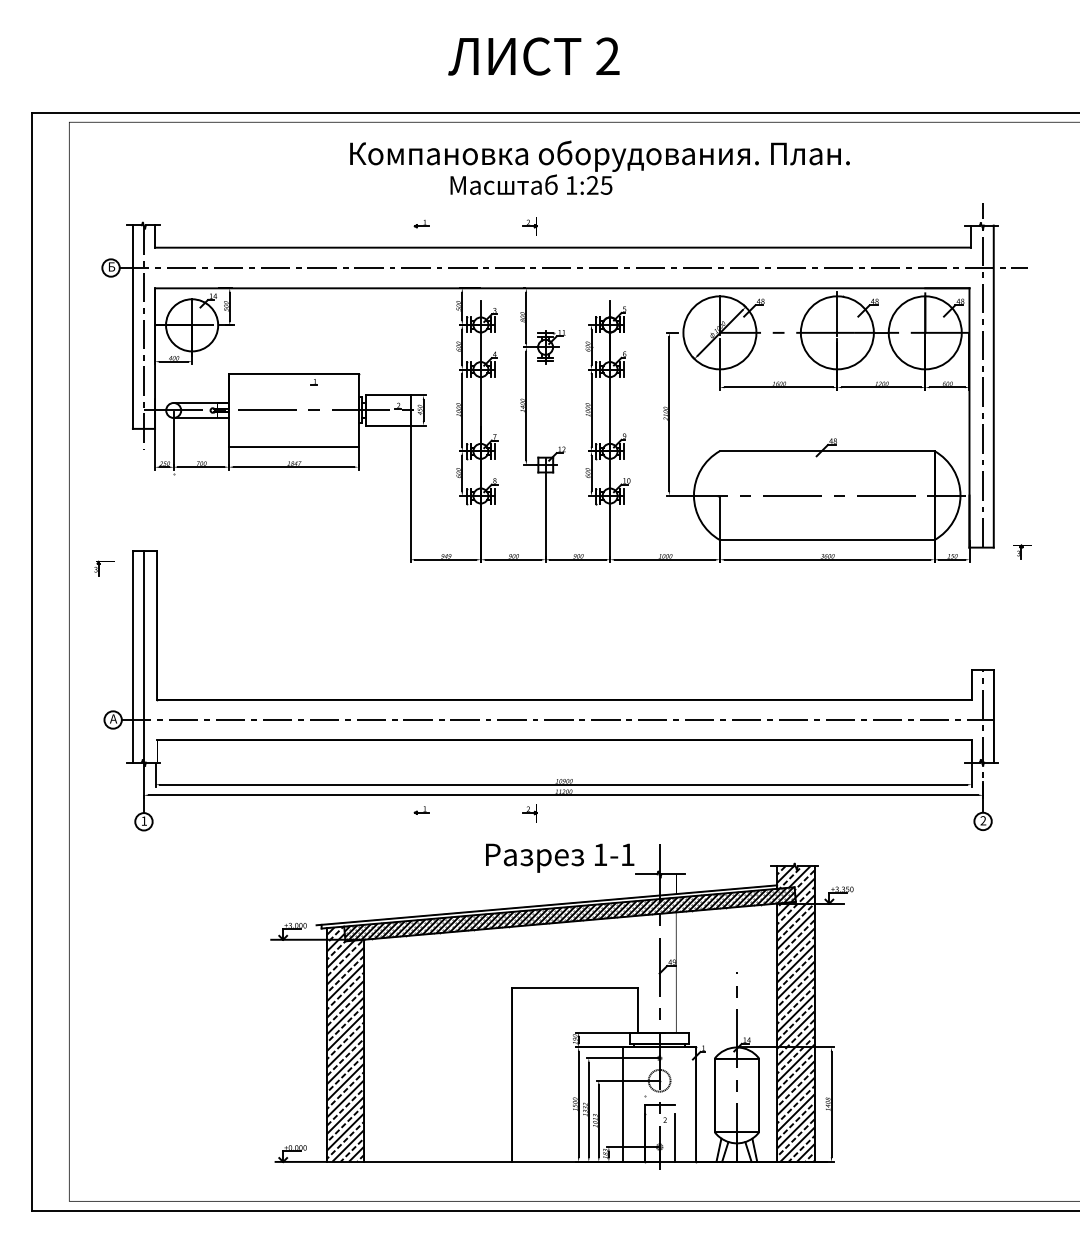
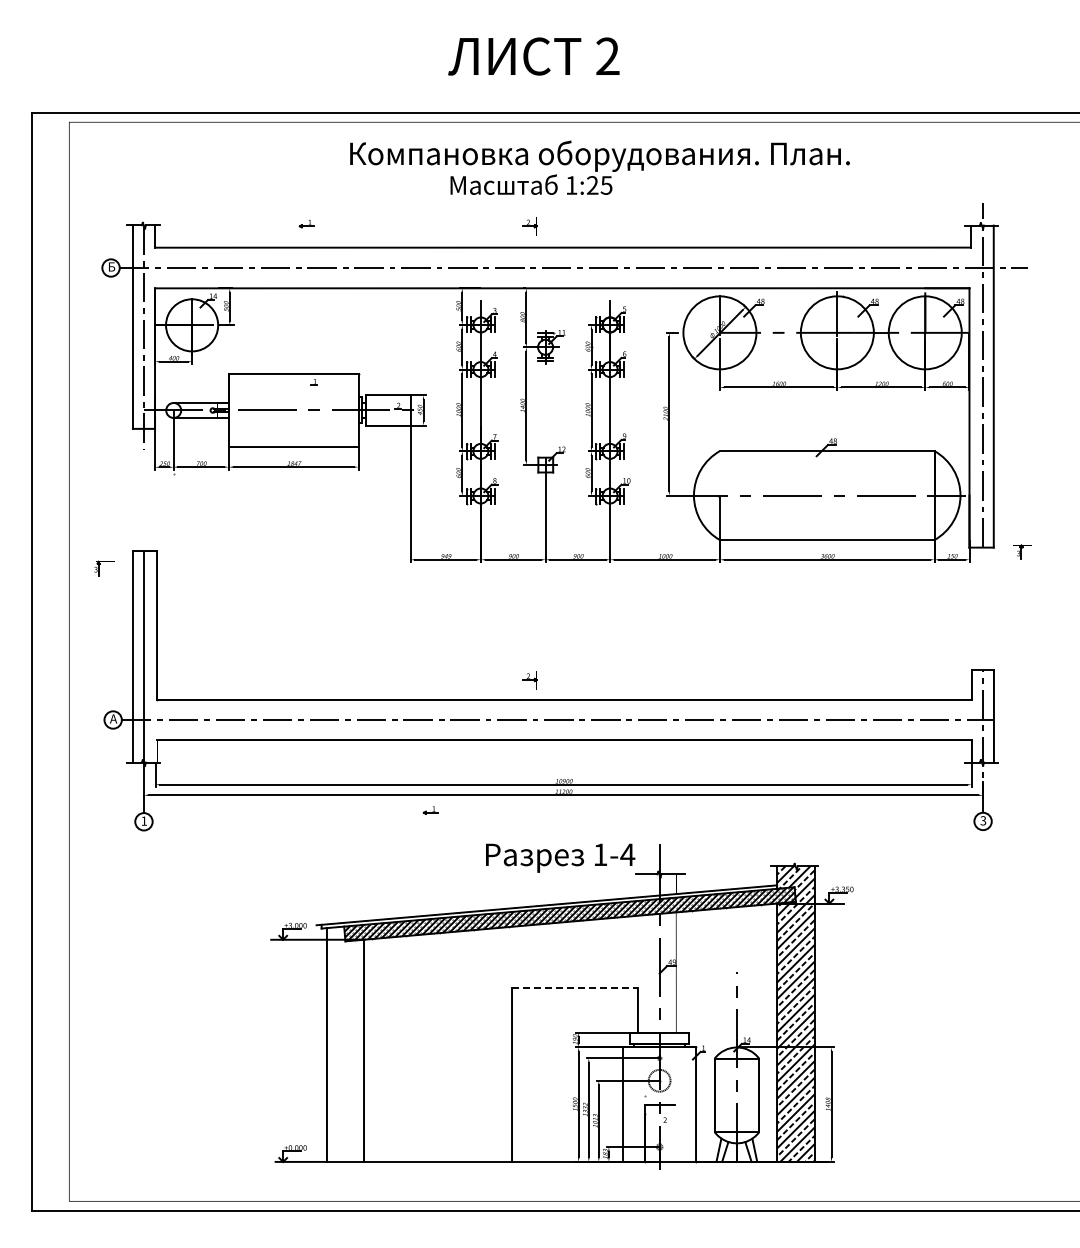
part position: (421, 224) -> (306, 224) (306, 224)
part position: (421, 810) -> (430, 810) (430, 810)
part position: (529, 813) -> (529, 680) (529, 680)
text: 2 -> 3 (983, 821)
text: 1-1 -> 1-4 (627, 854)
line: solid -> dashed (574, 988)
hatch: present -> none (345, 1043)
line: present -> none (674, 1137)
